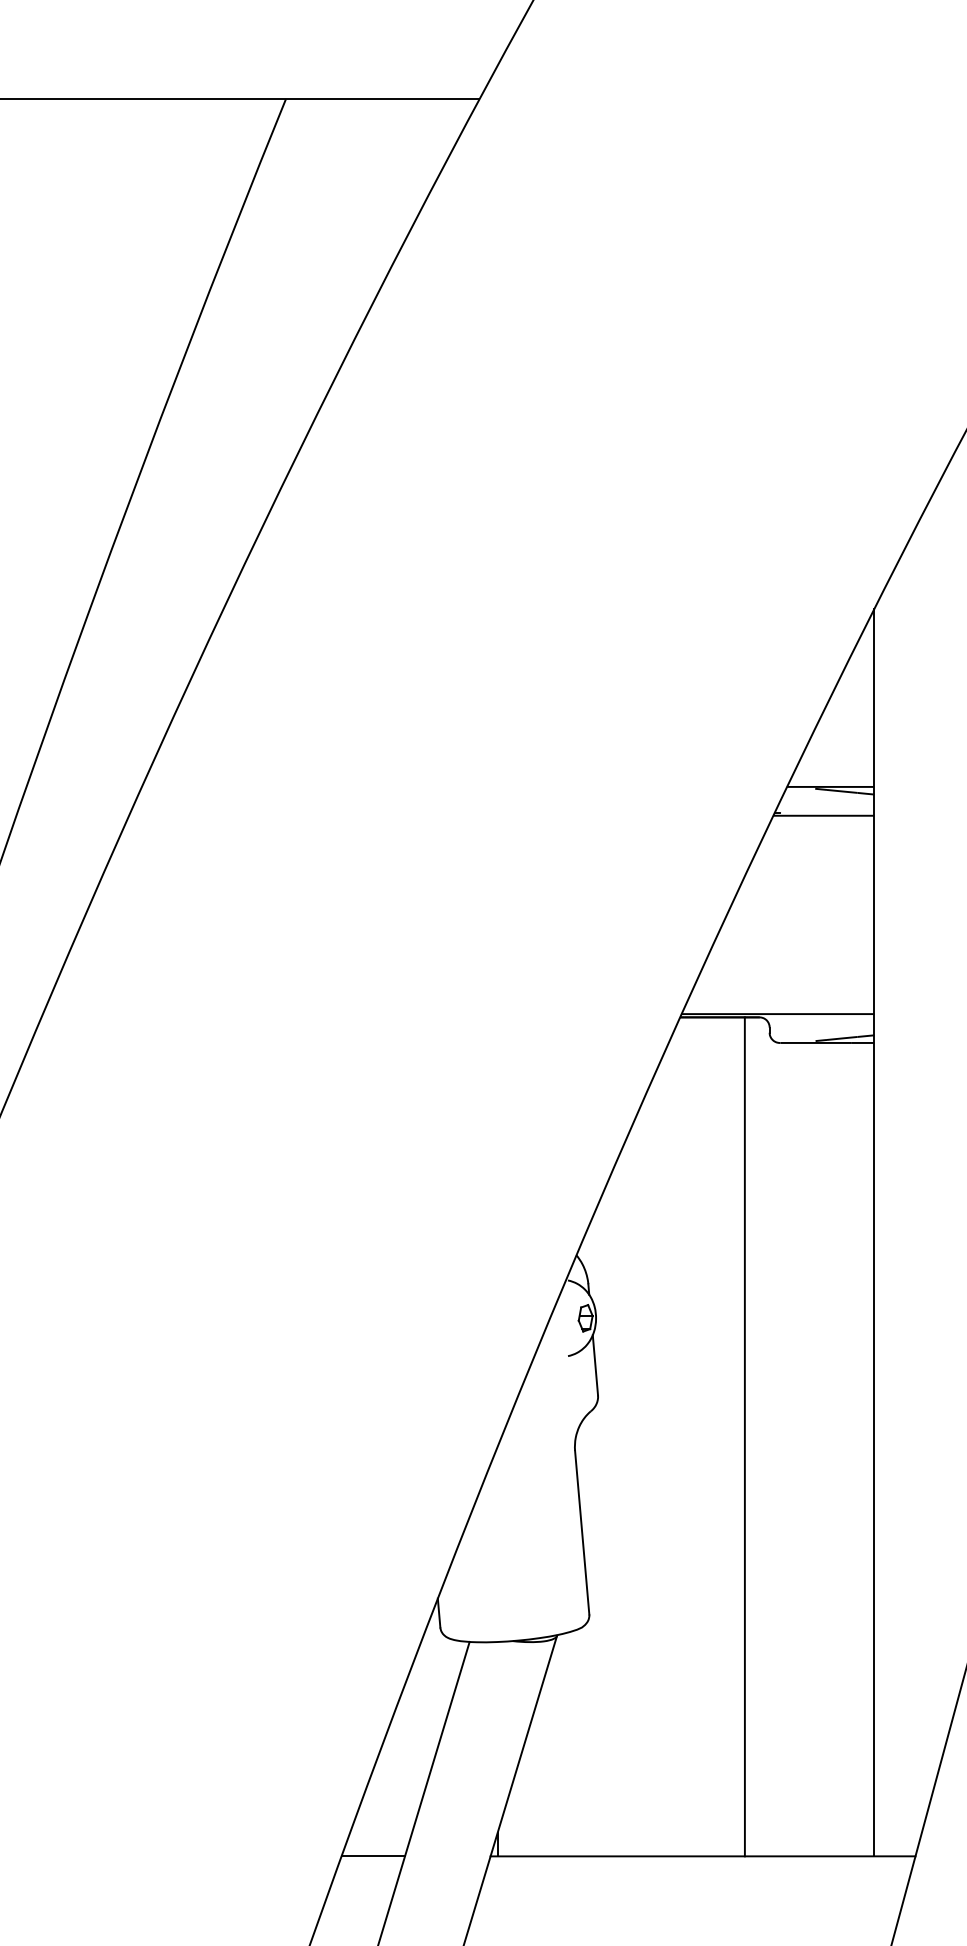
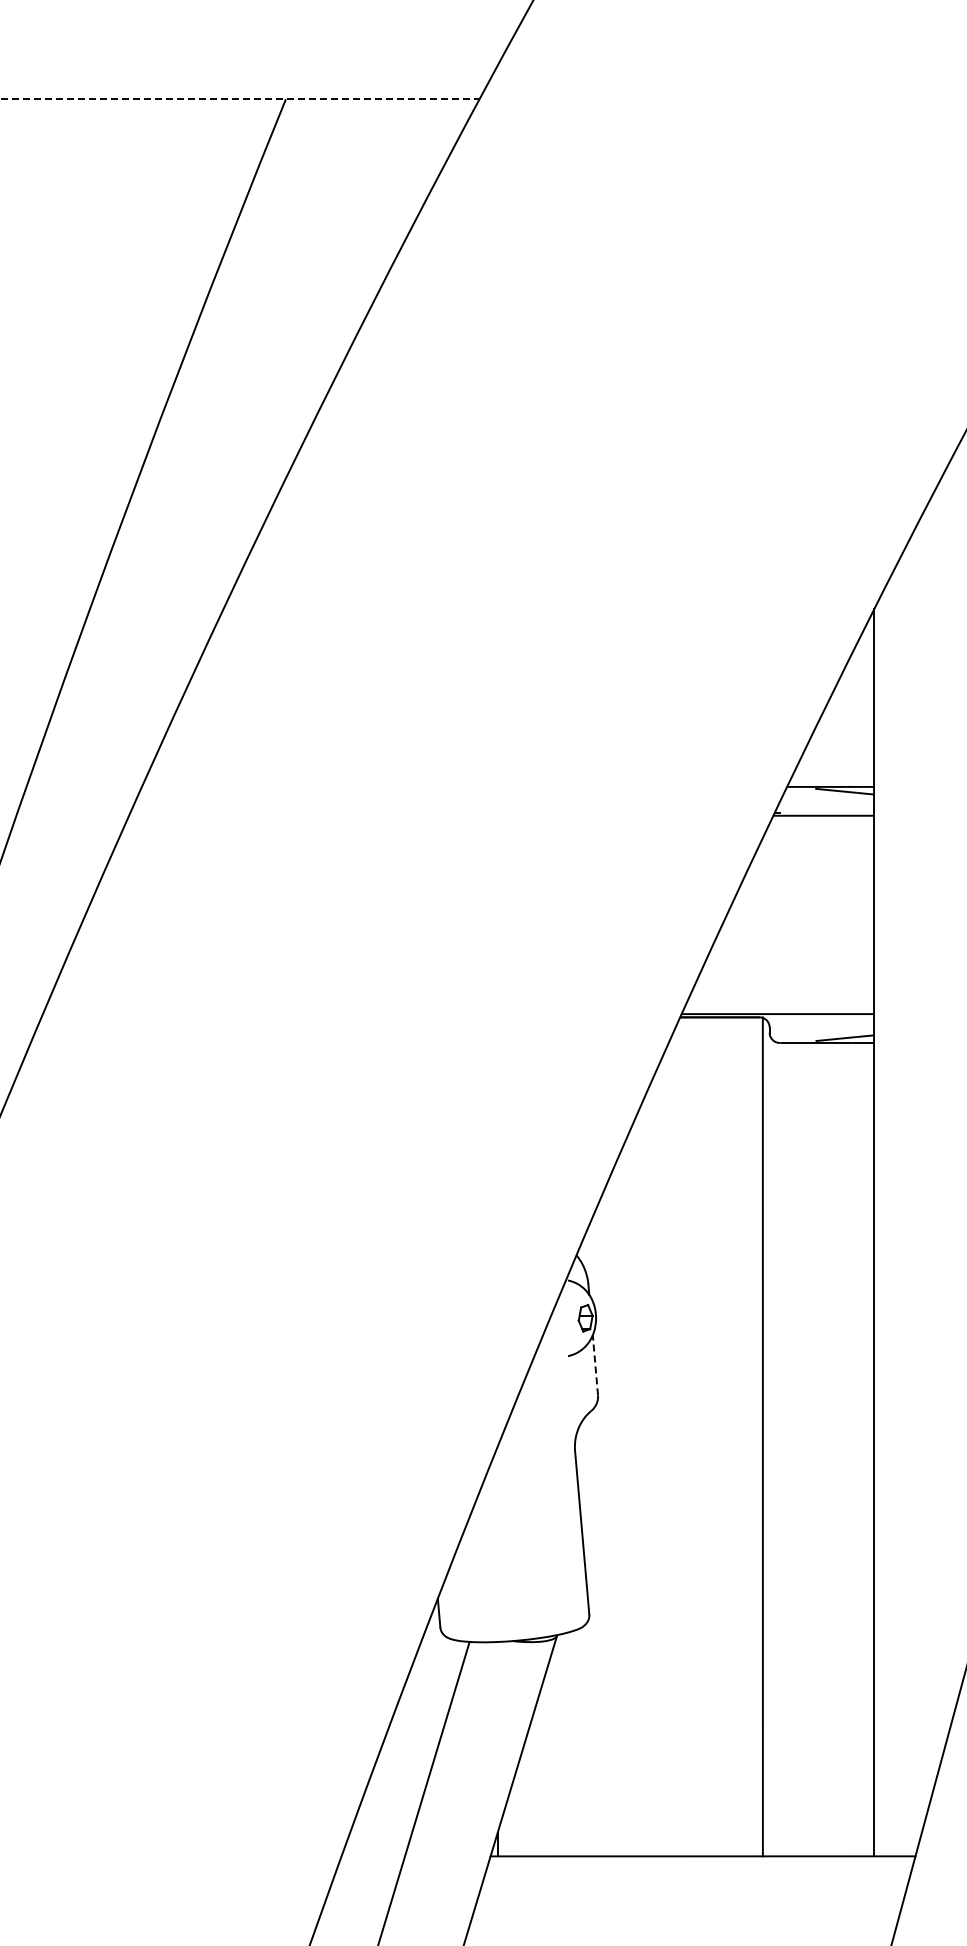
line: solid -> dashed (240, 99)
line: solid -> dashed (595, 1364)
line position: (744, 1436) -> (762, 1436) (762, 1436)
line: present -> none (373, 1856)
